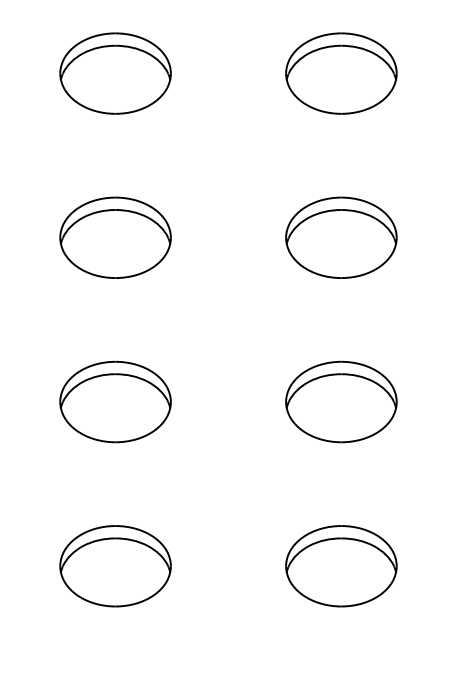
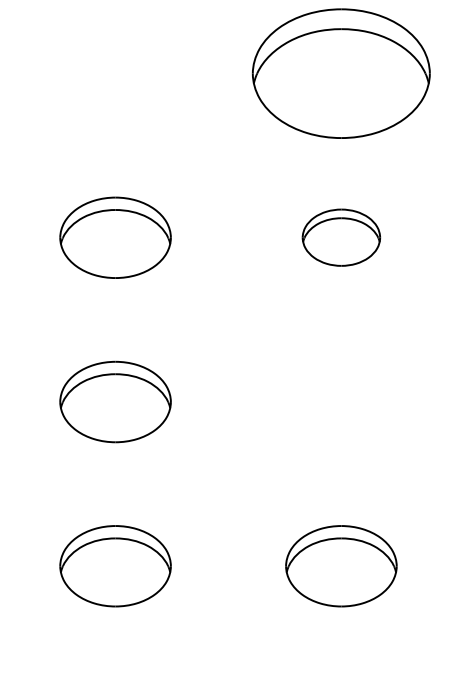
part: present -> none (115, 73)
part size: 113x83 px -> 179x131 px (341, 73)
part size: 113x83 px -> 80x59 px (340, 237)
part: present -> none (341, 401)
